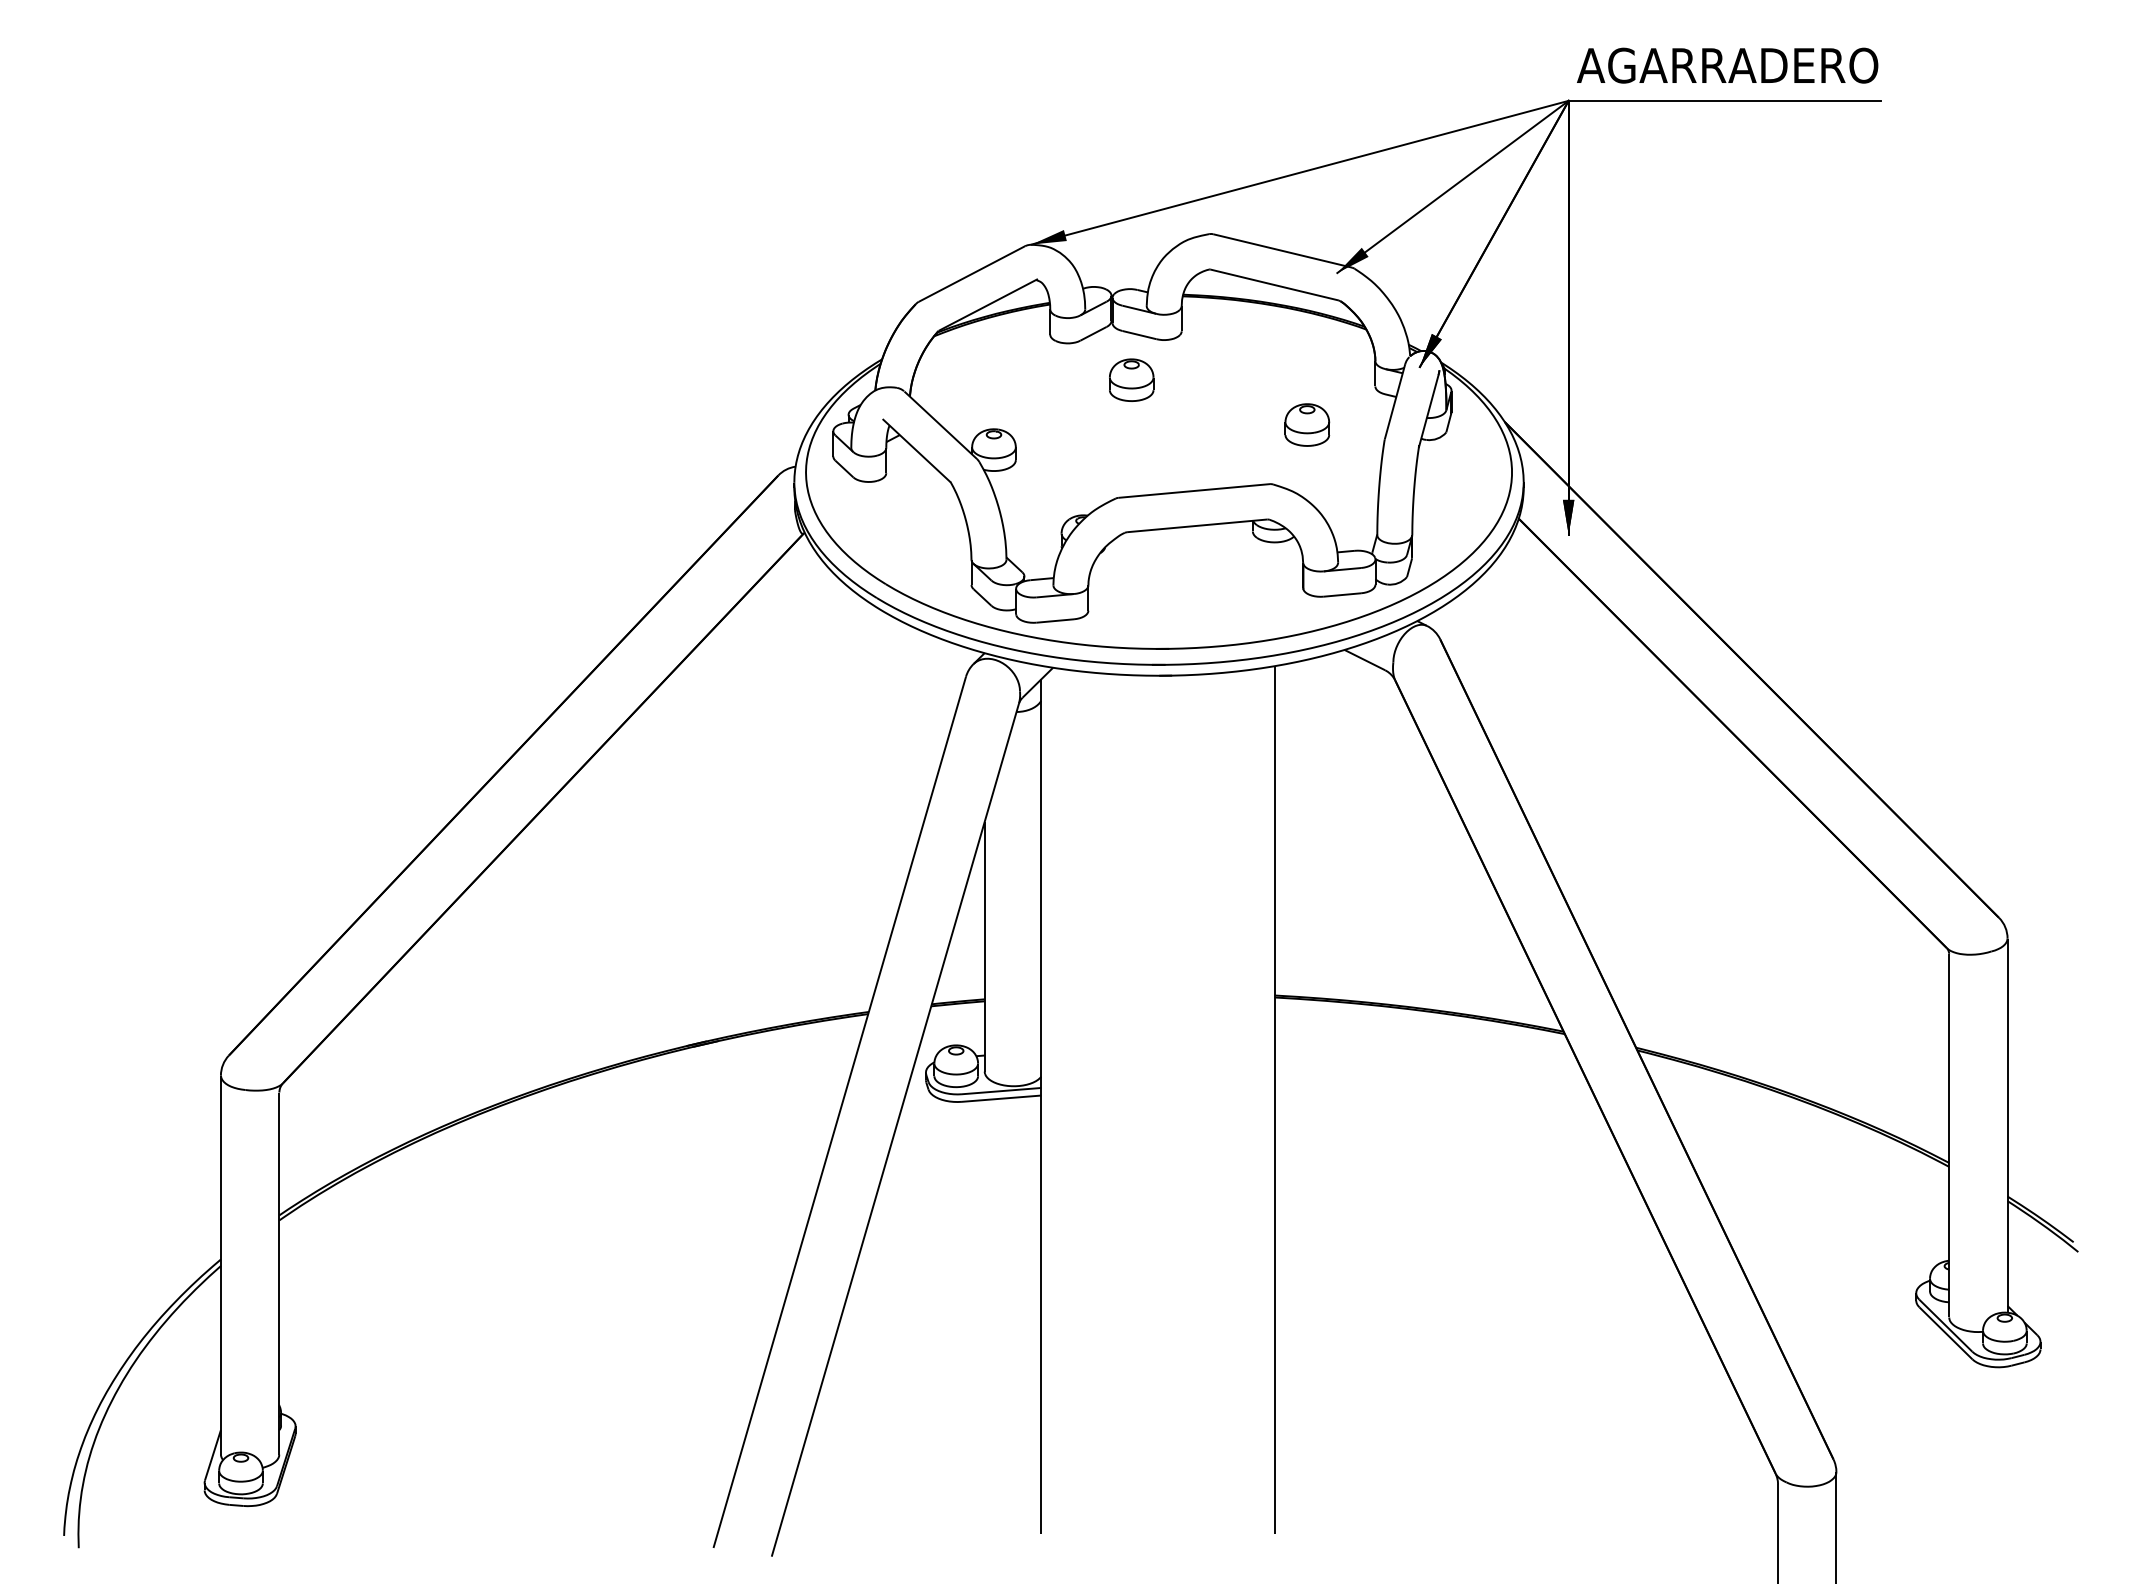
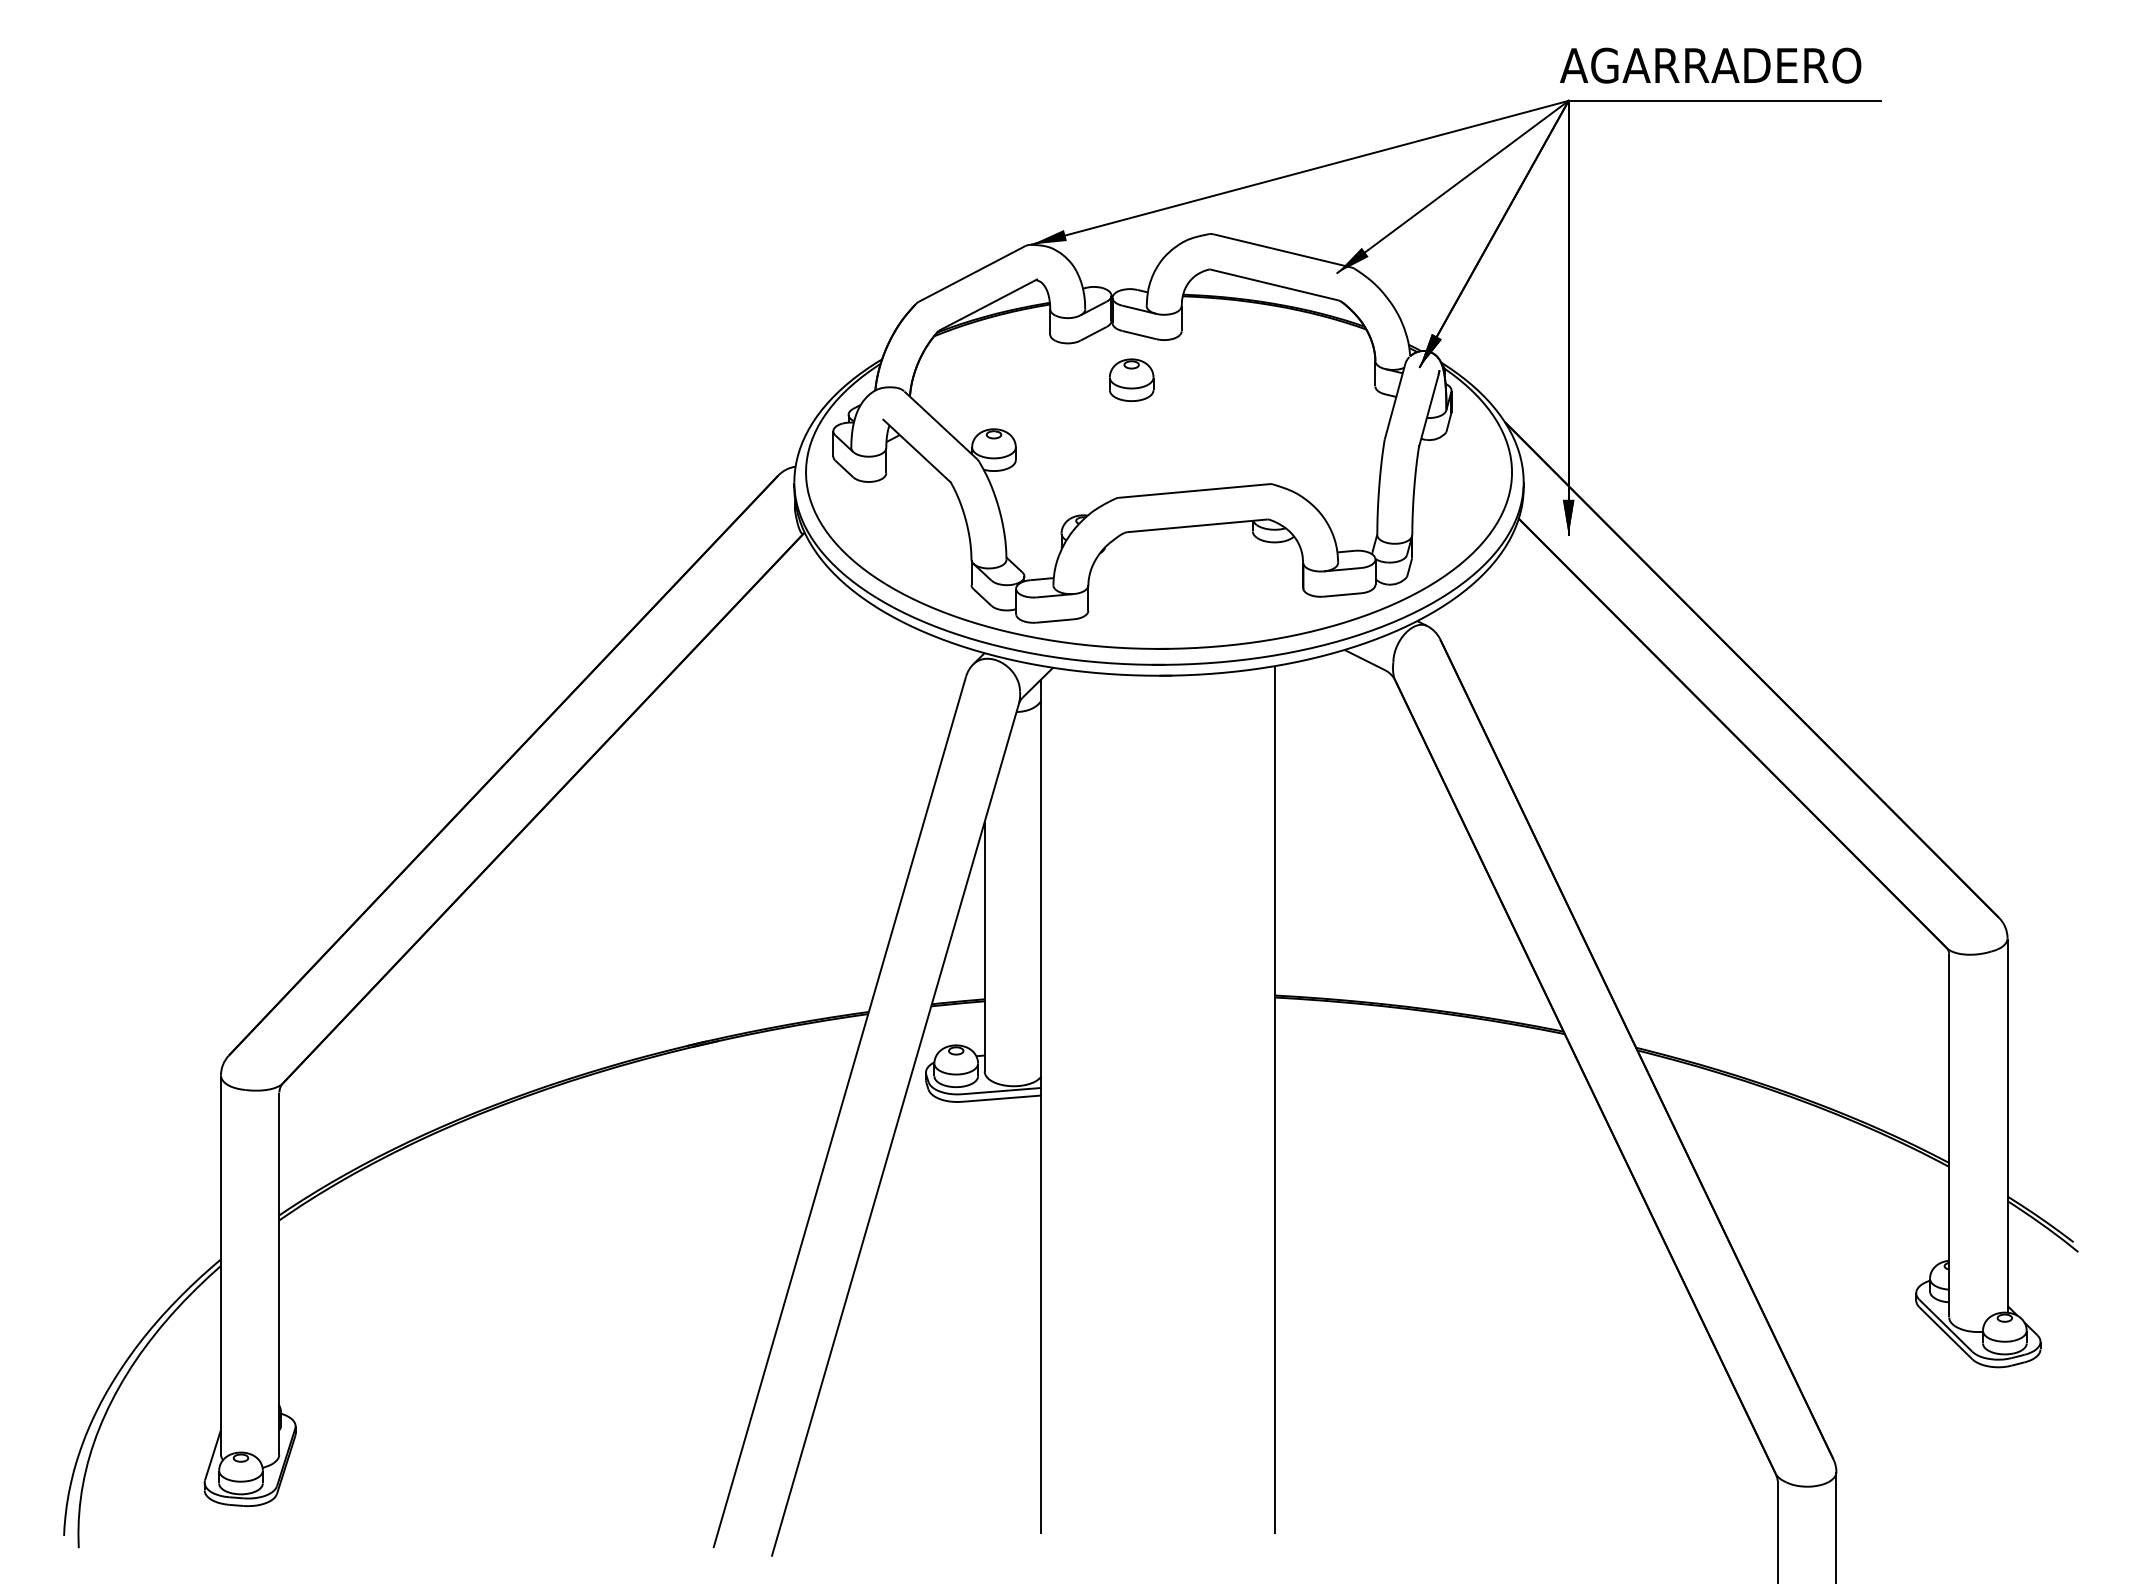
text position: (1727, 65) -> (1710, 65) (1710, 65)
part: present -> none (1307, 424)
